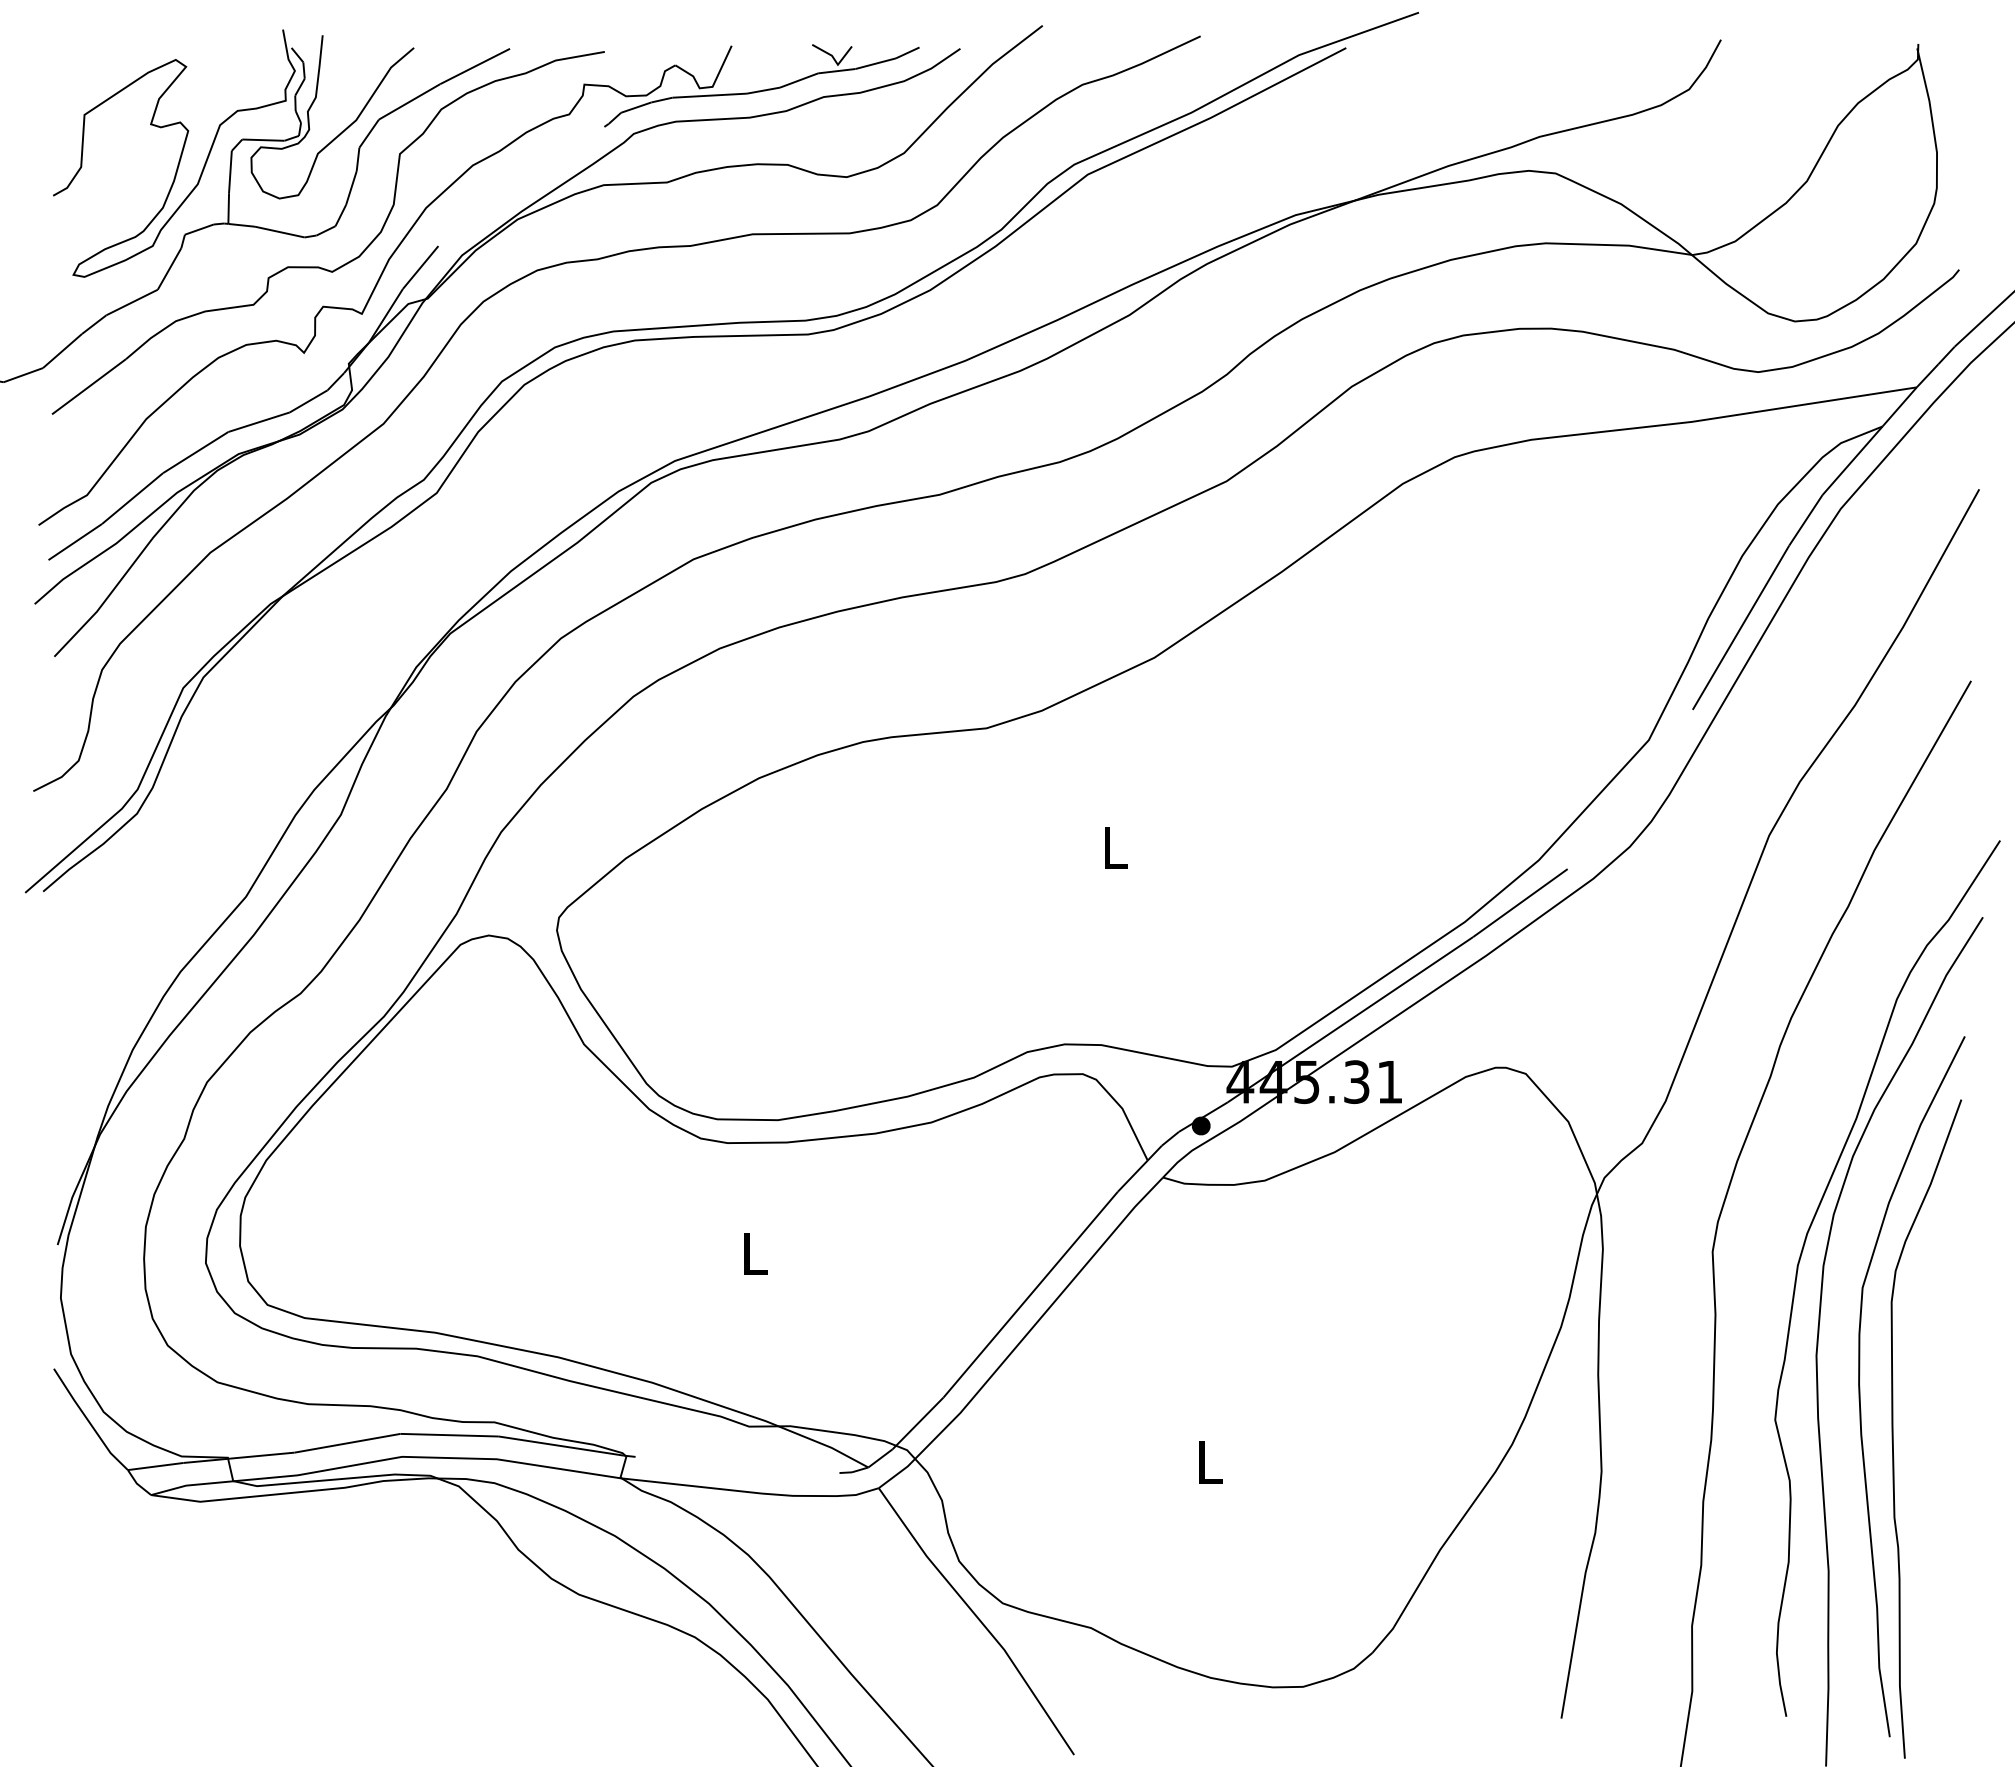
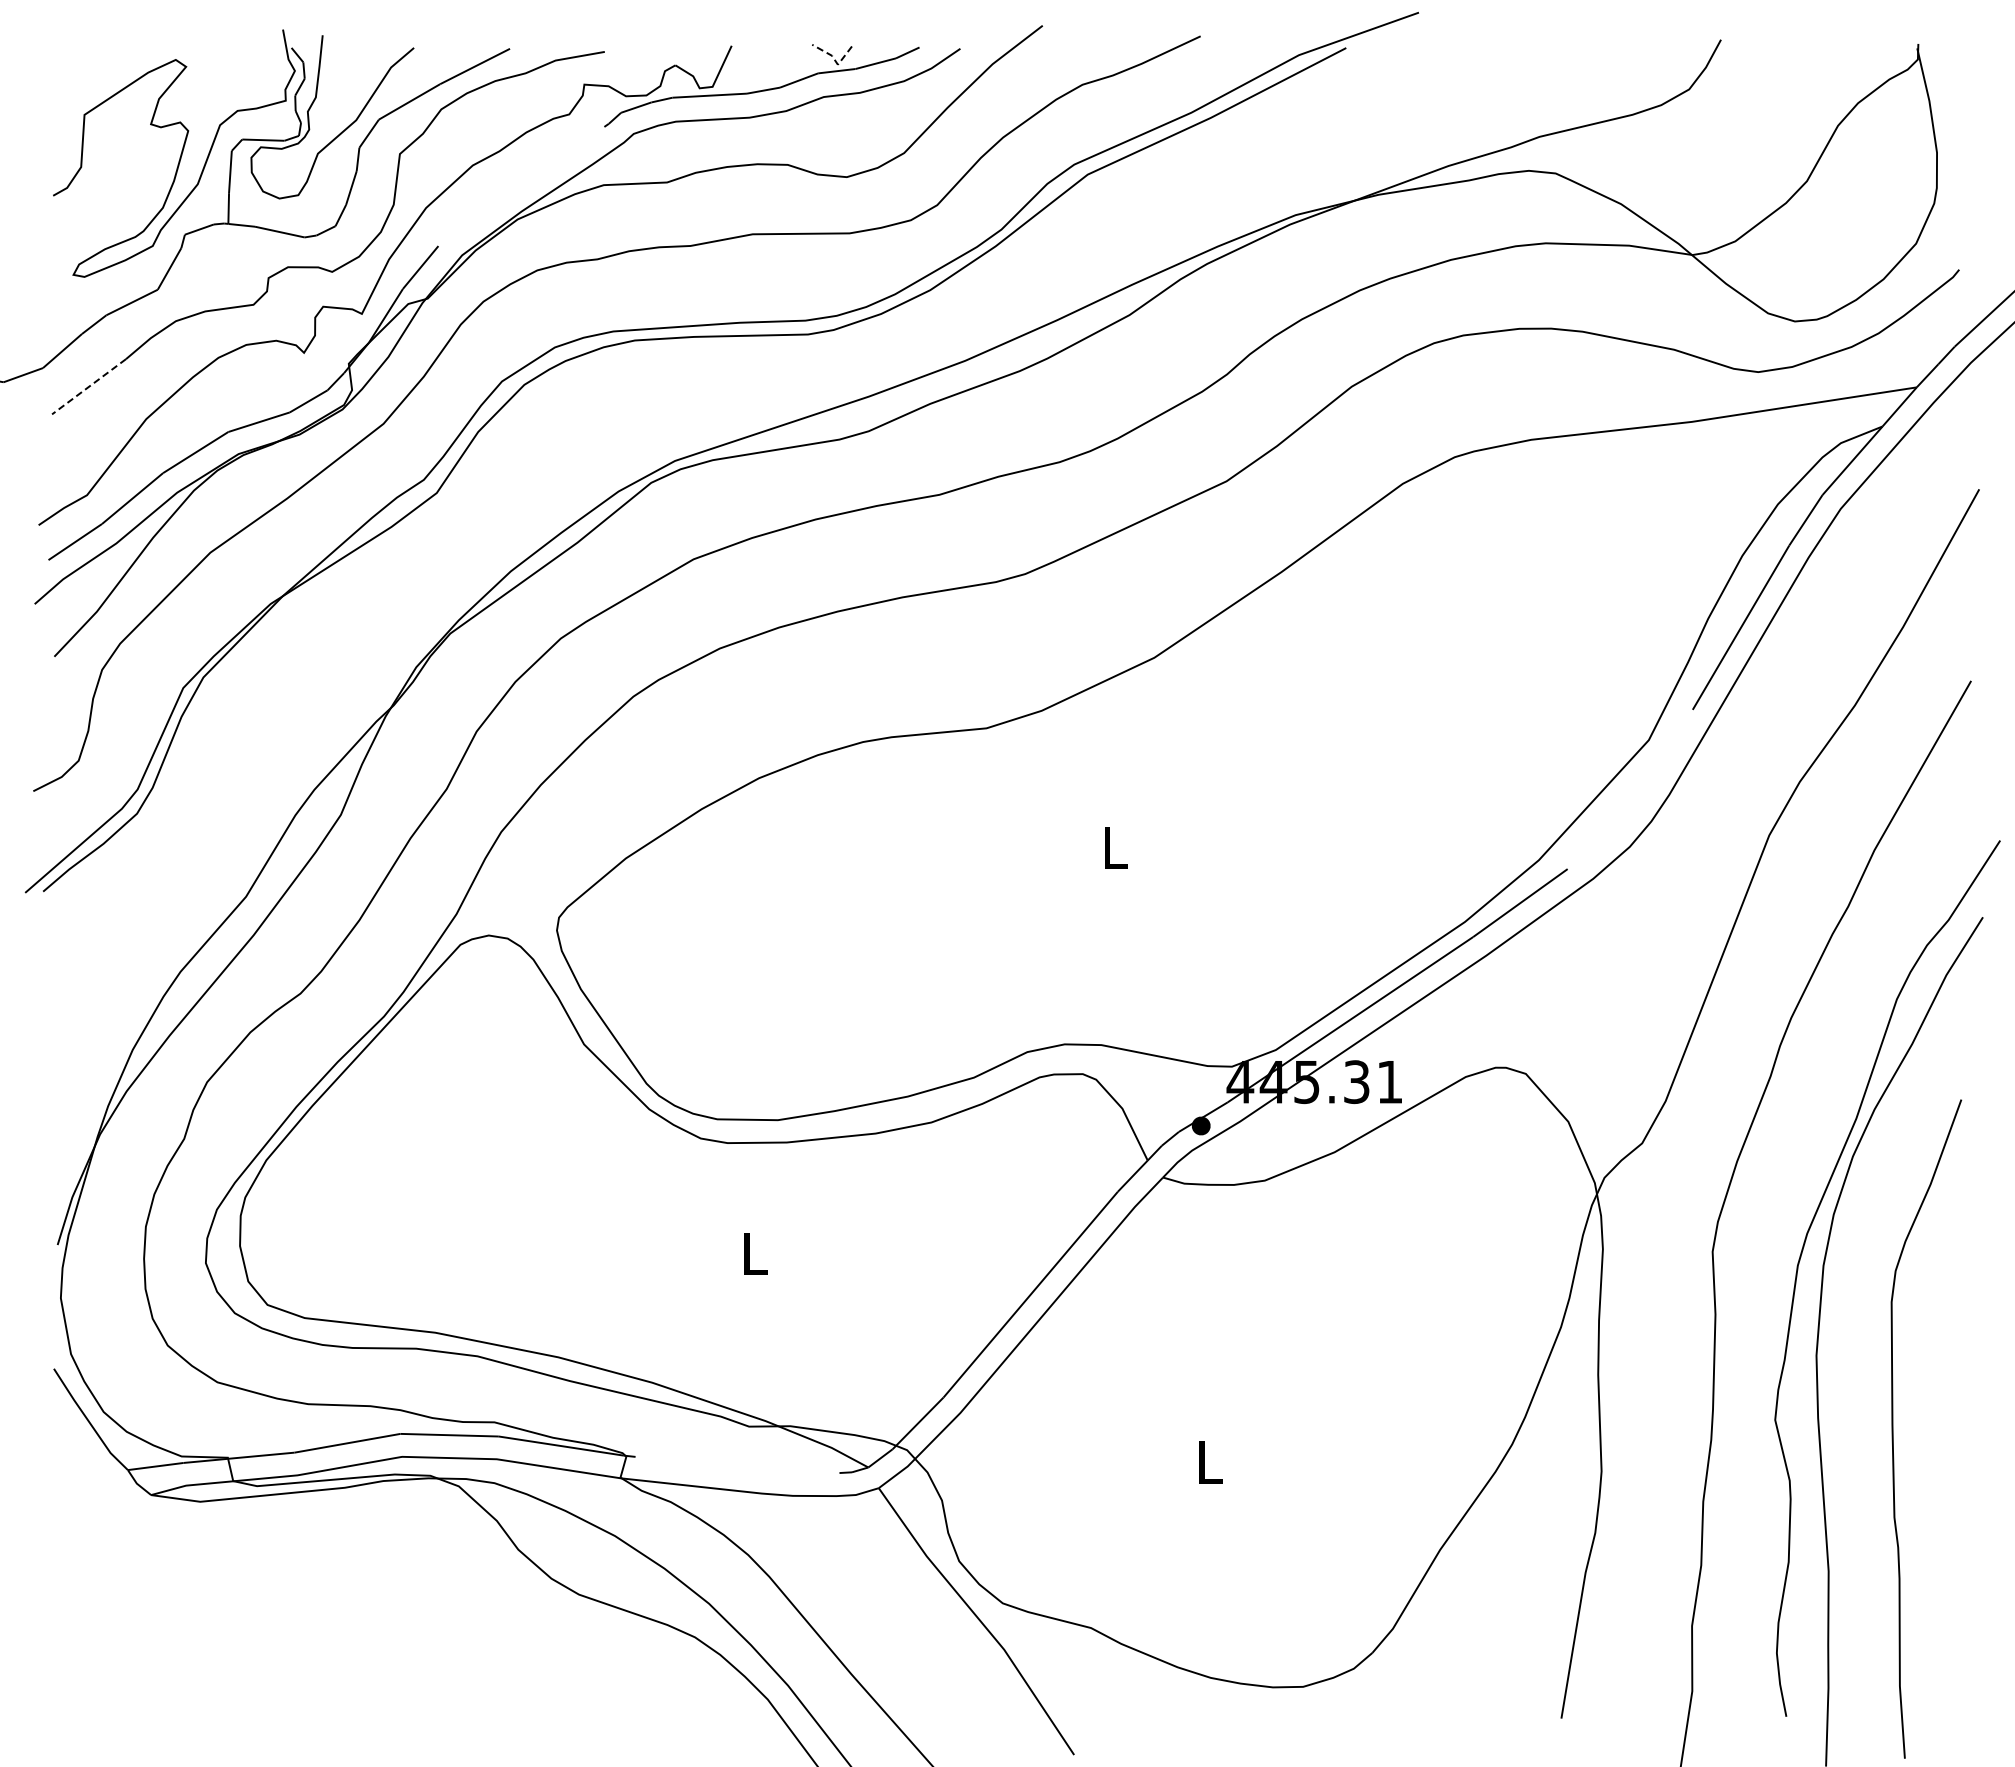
line: solid -> dashed (835, 60)
line: solid -> dashed (88, 387)
curve: present -> none (1860, 1386)
